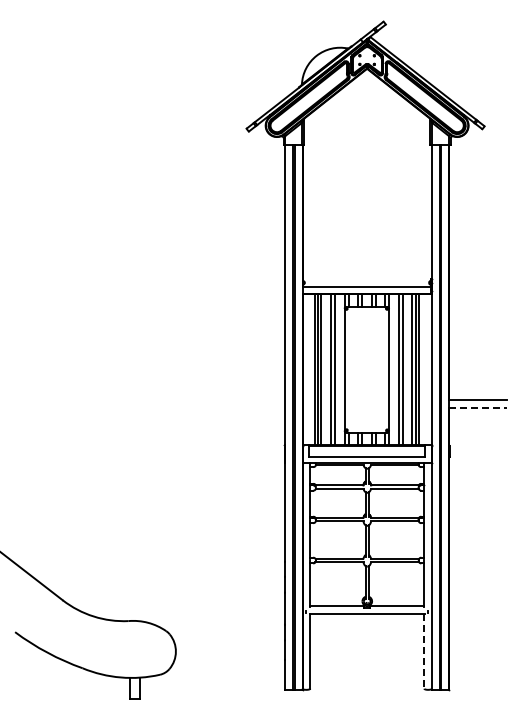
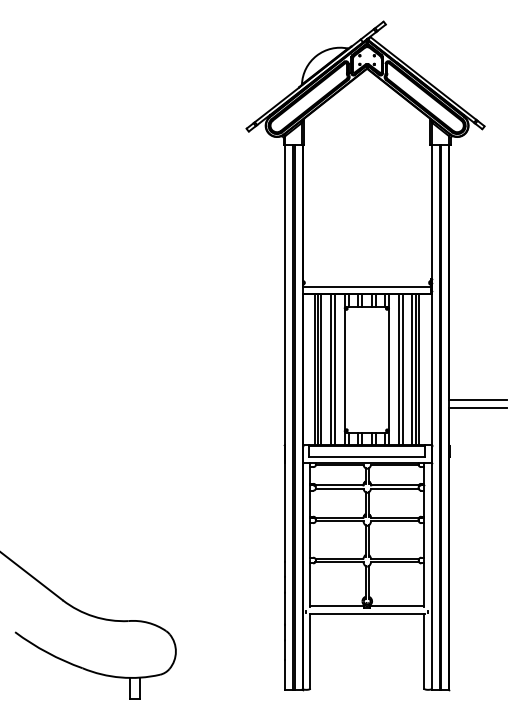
line: dashed -> solid (478, 407)
line: dashed -> solid (424, 651)
